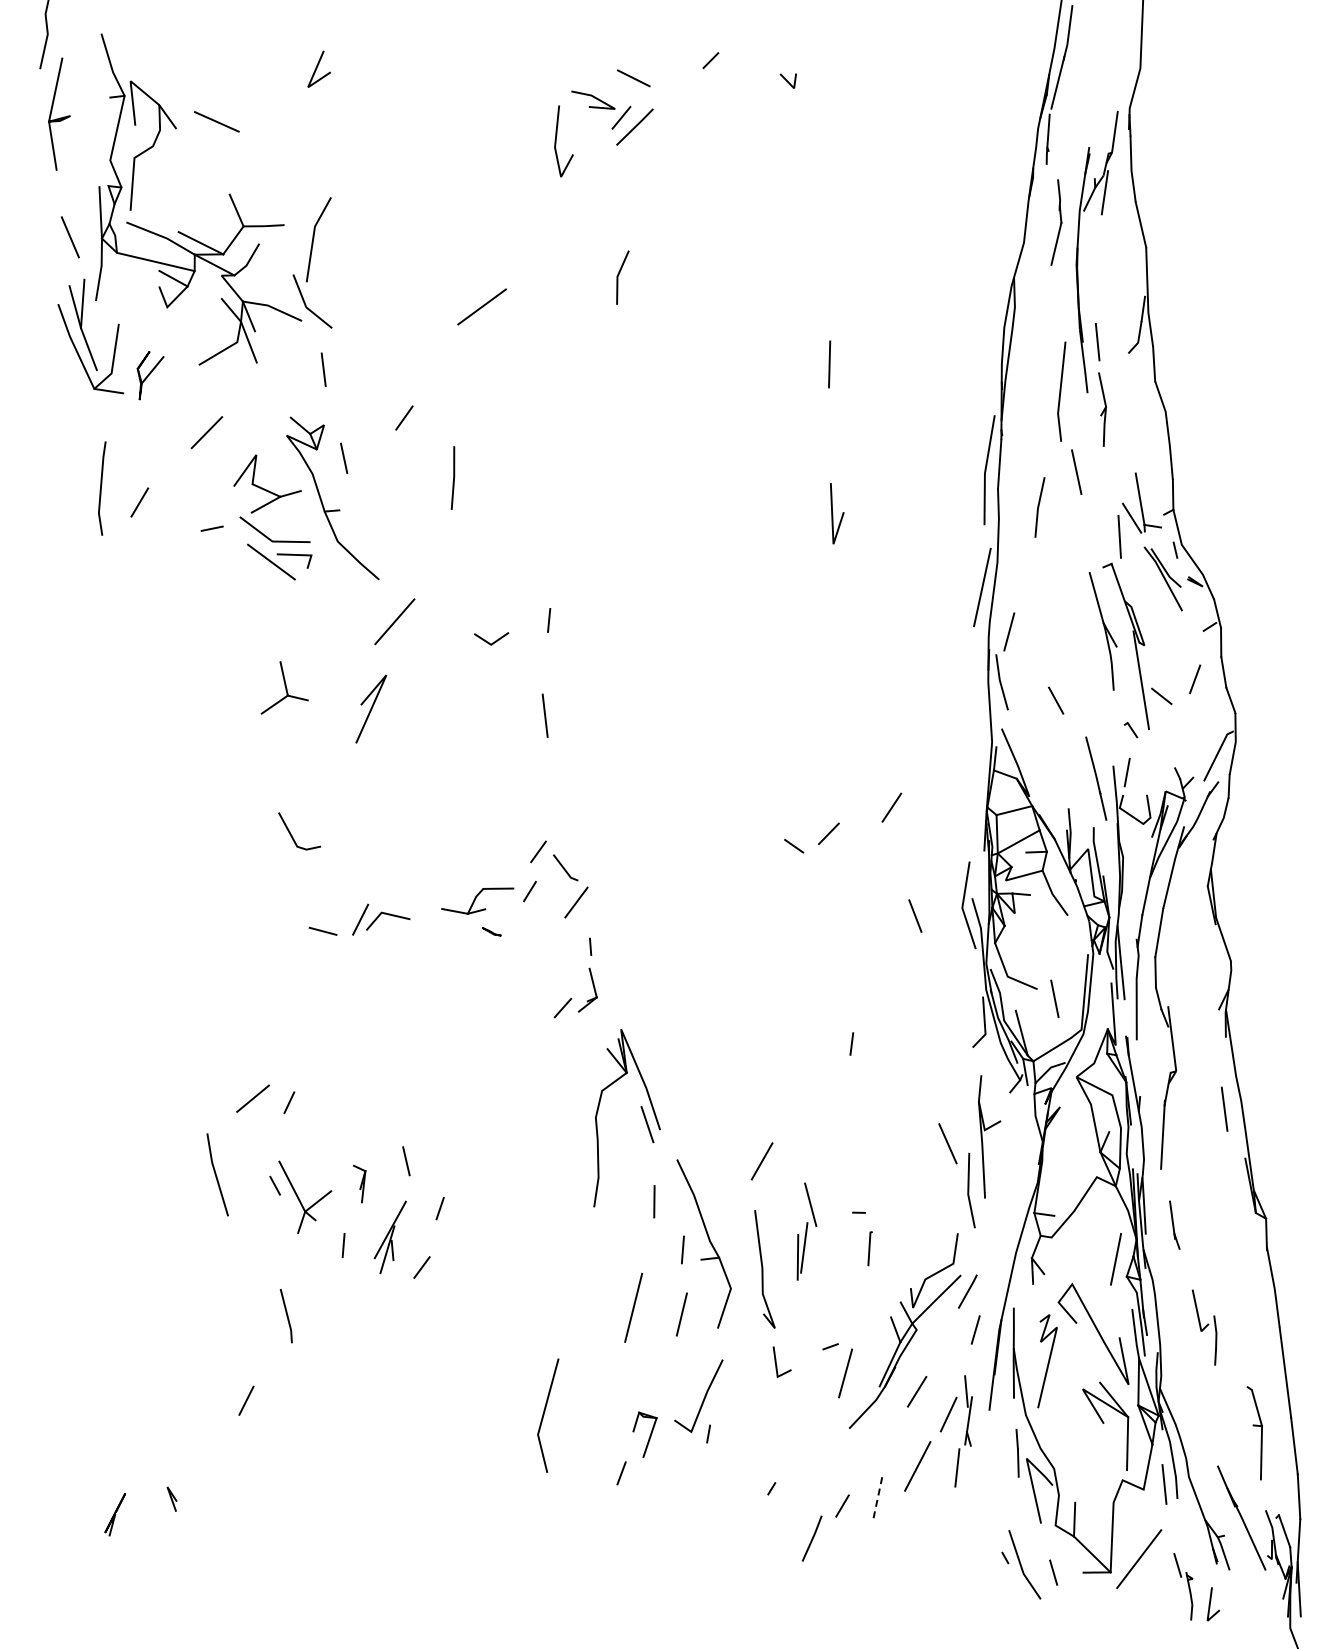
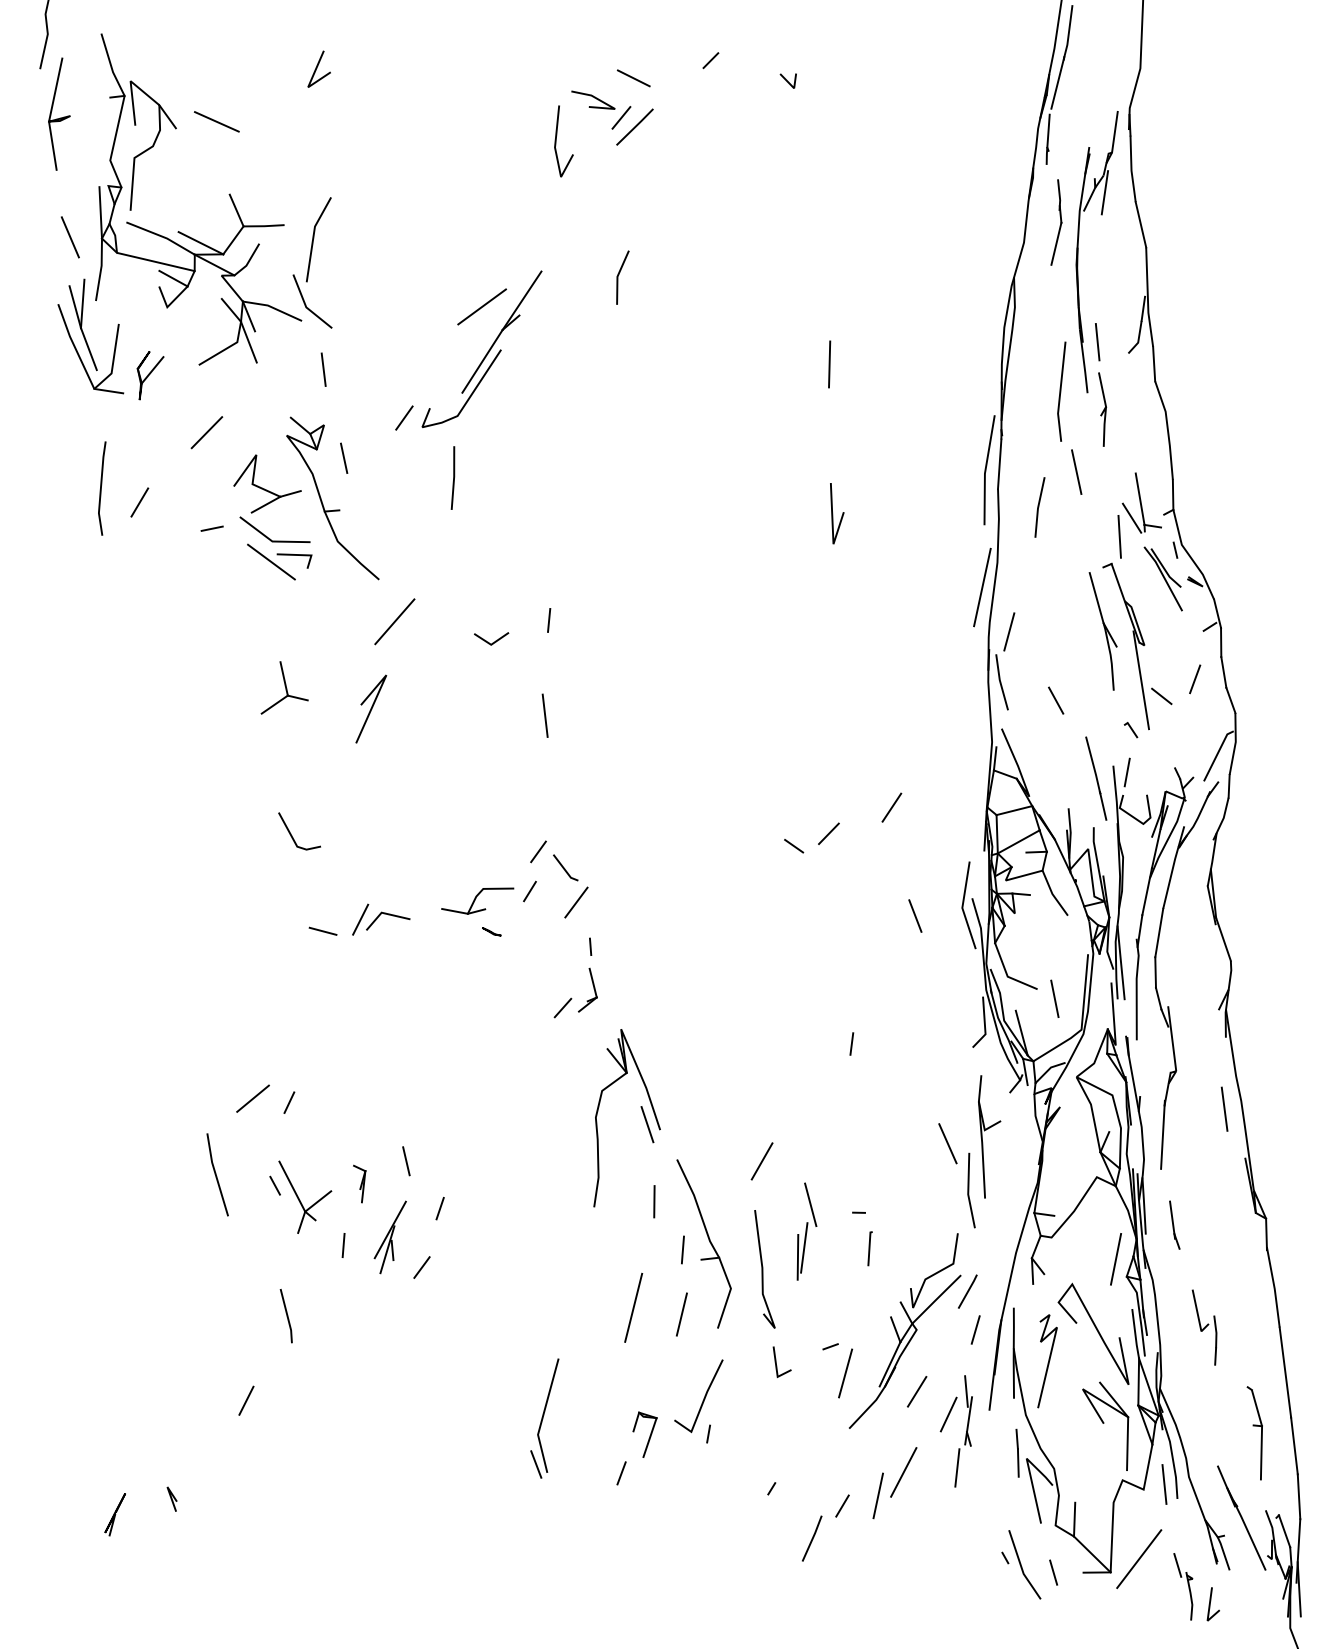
part: none -> present (487, 351)
line: none -> present (536, 1464)
line position: (917, 1466) -> (903, 1472) (903, 1472)
line: dashed -> solid (878, 1495)
